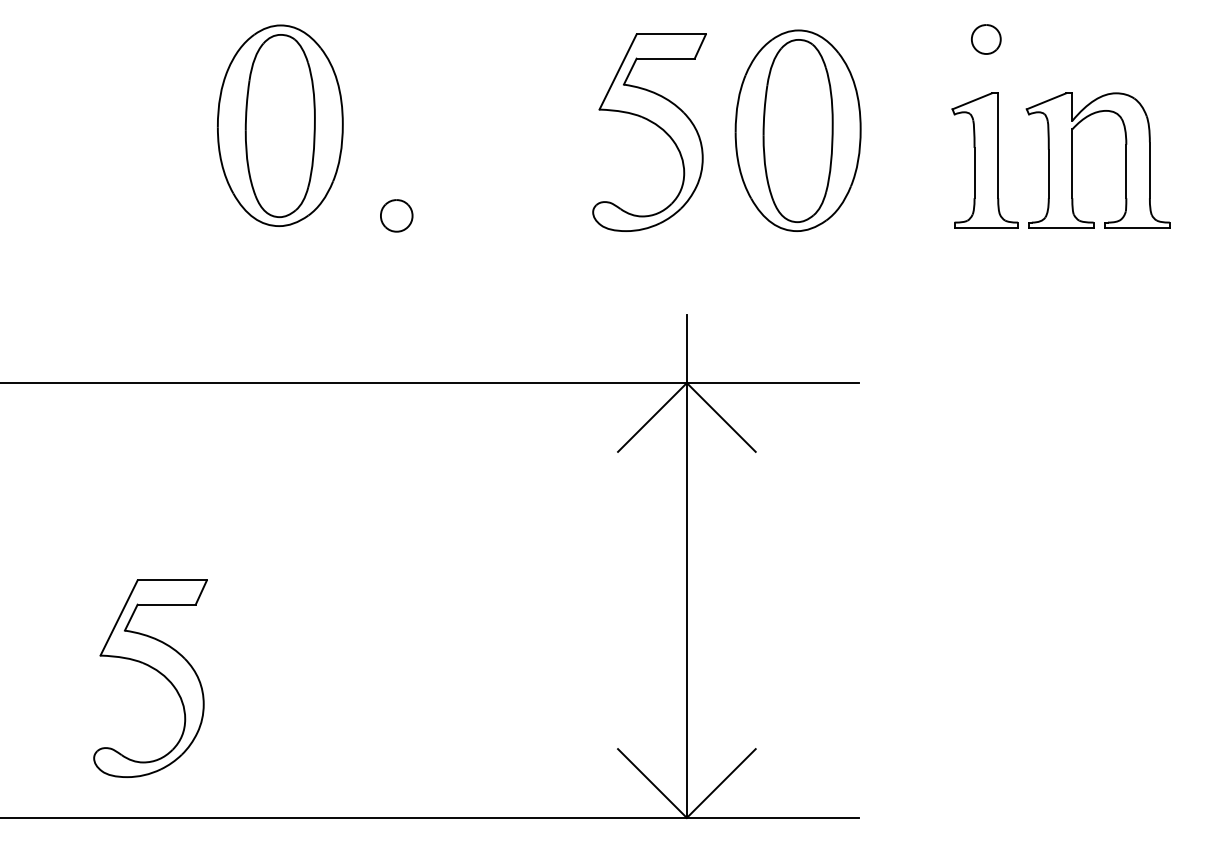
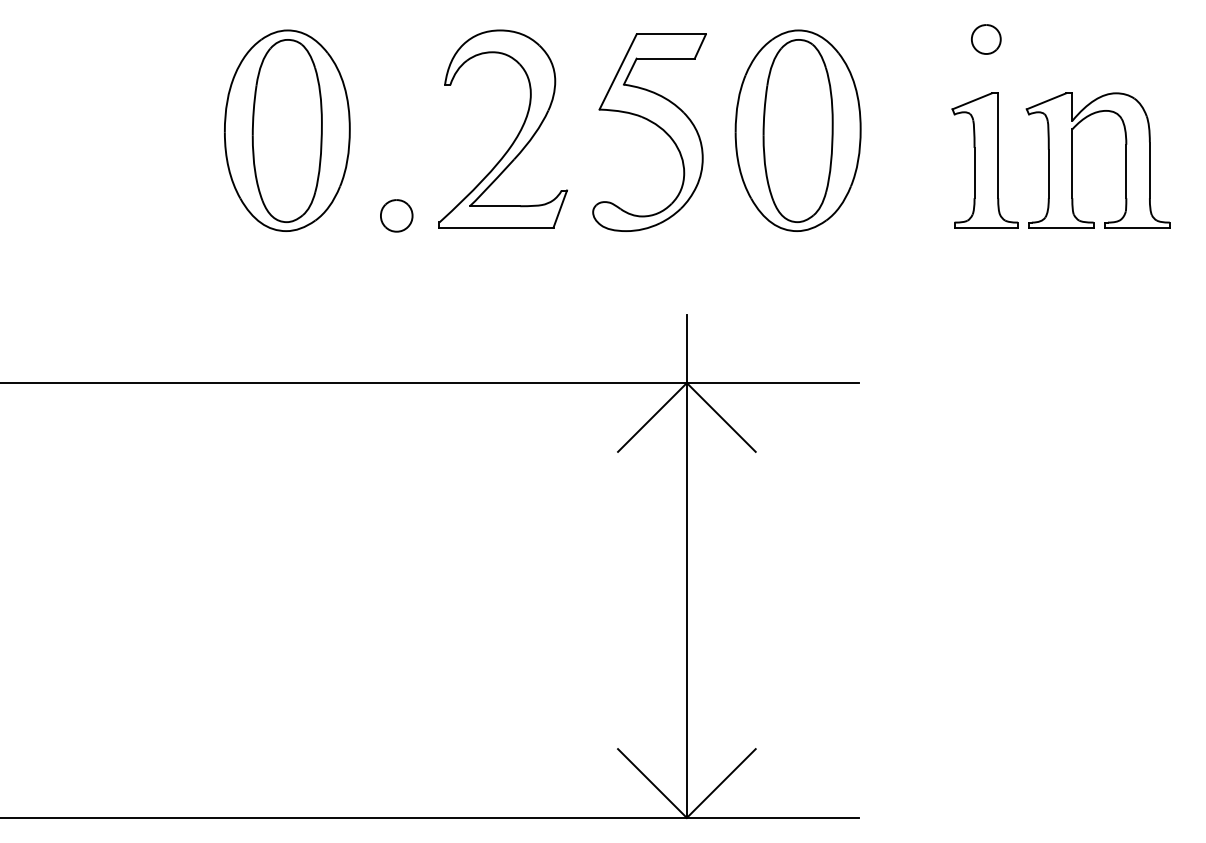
part position: (280, 125) -> (287, 130) (287, 130)
part: none -> present (515, 137)
part: present -> none (156, 671)
